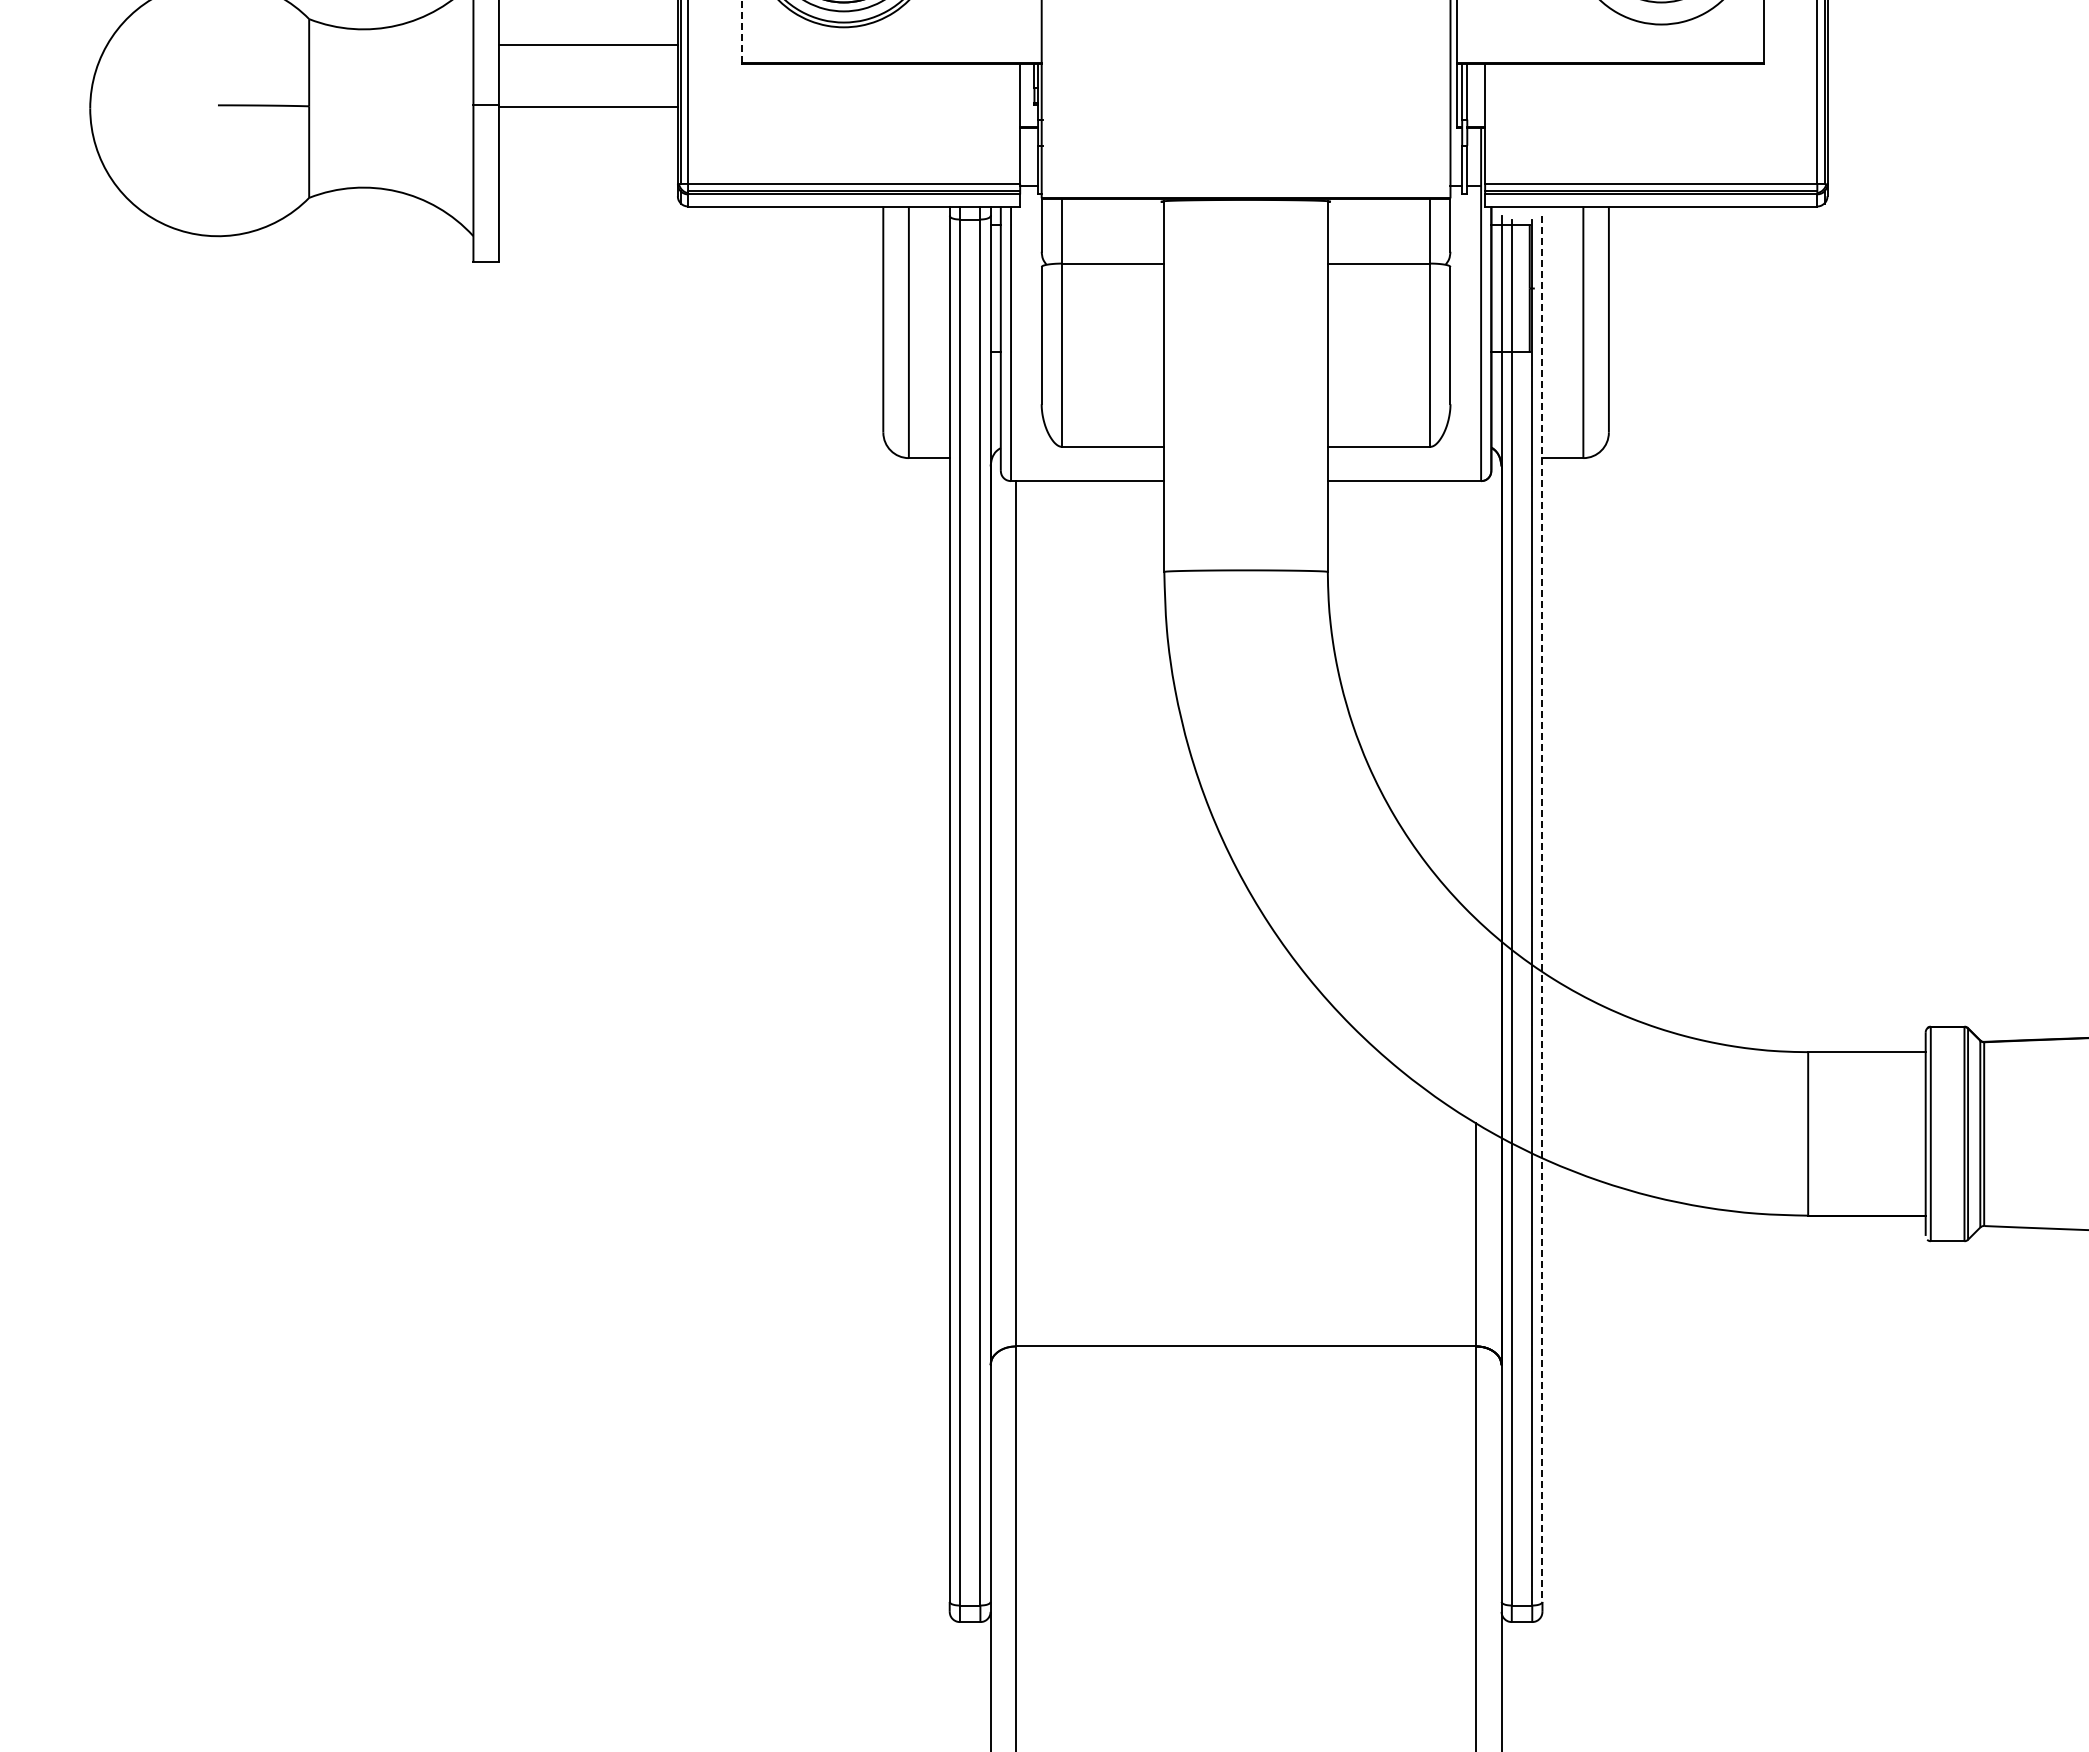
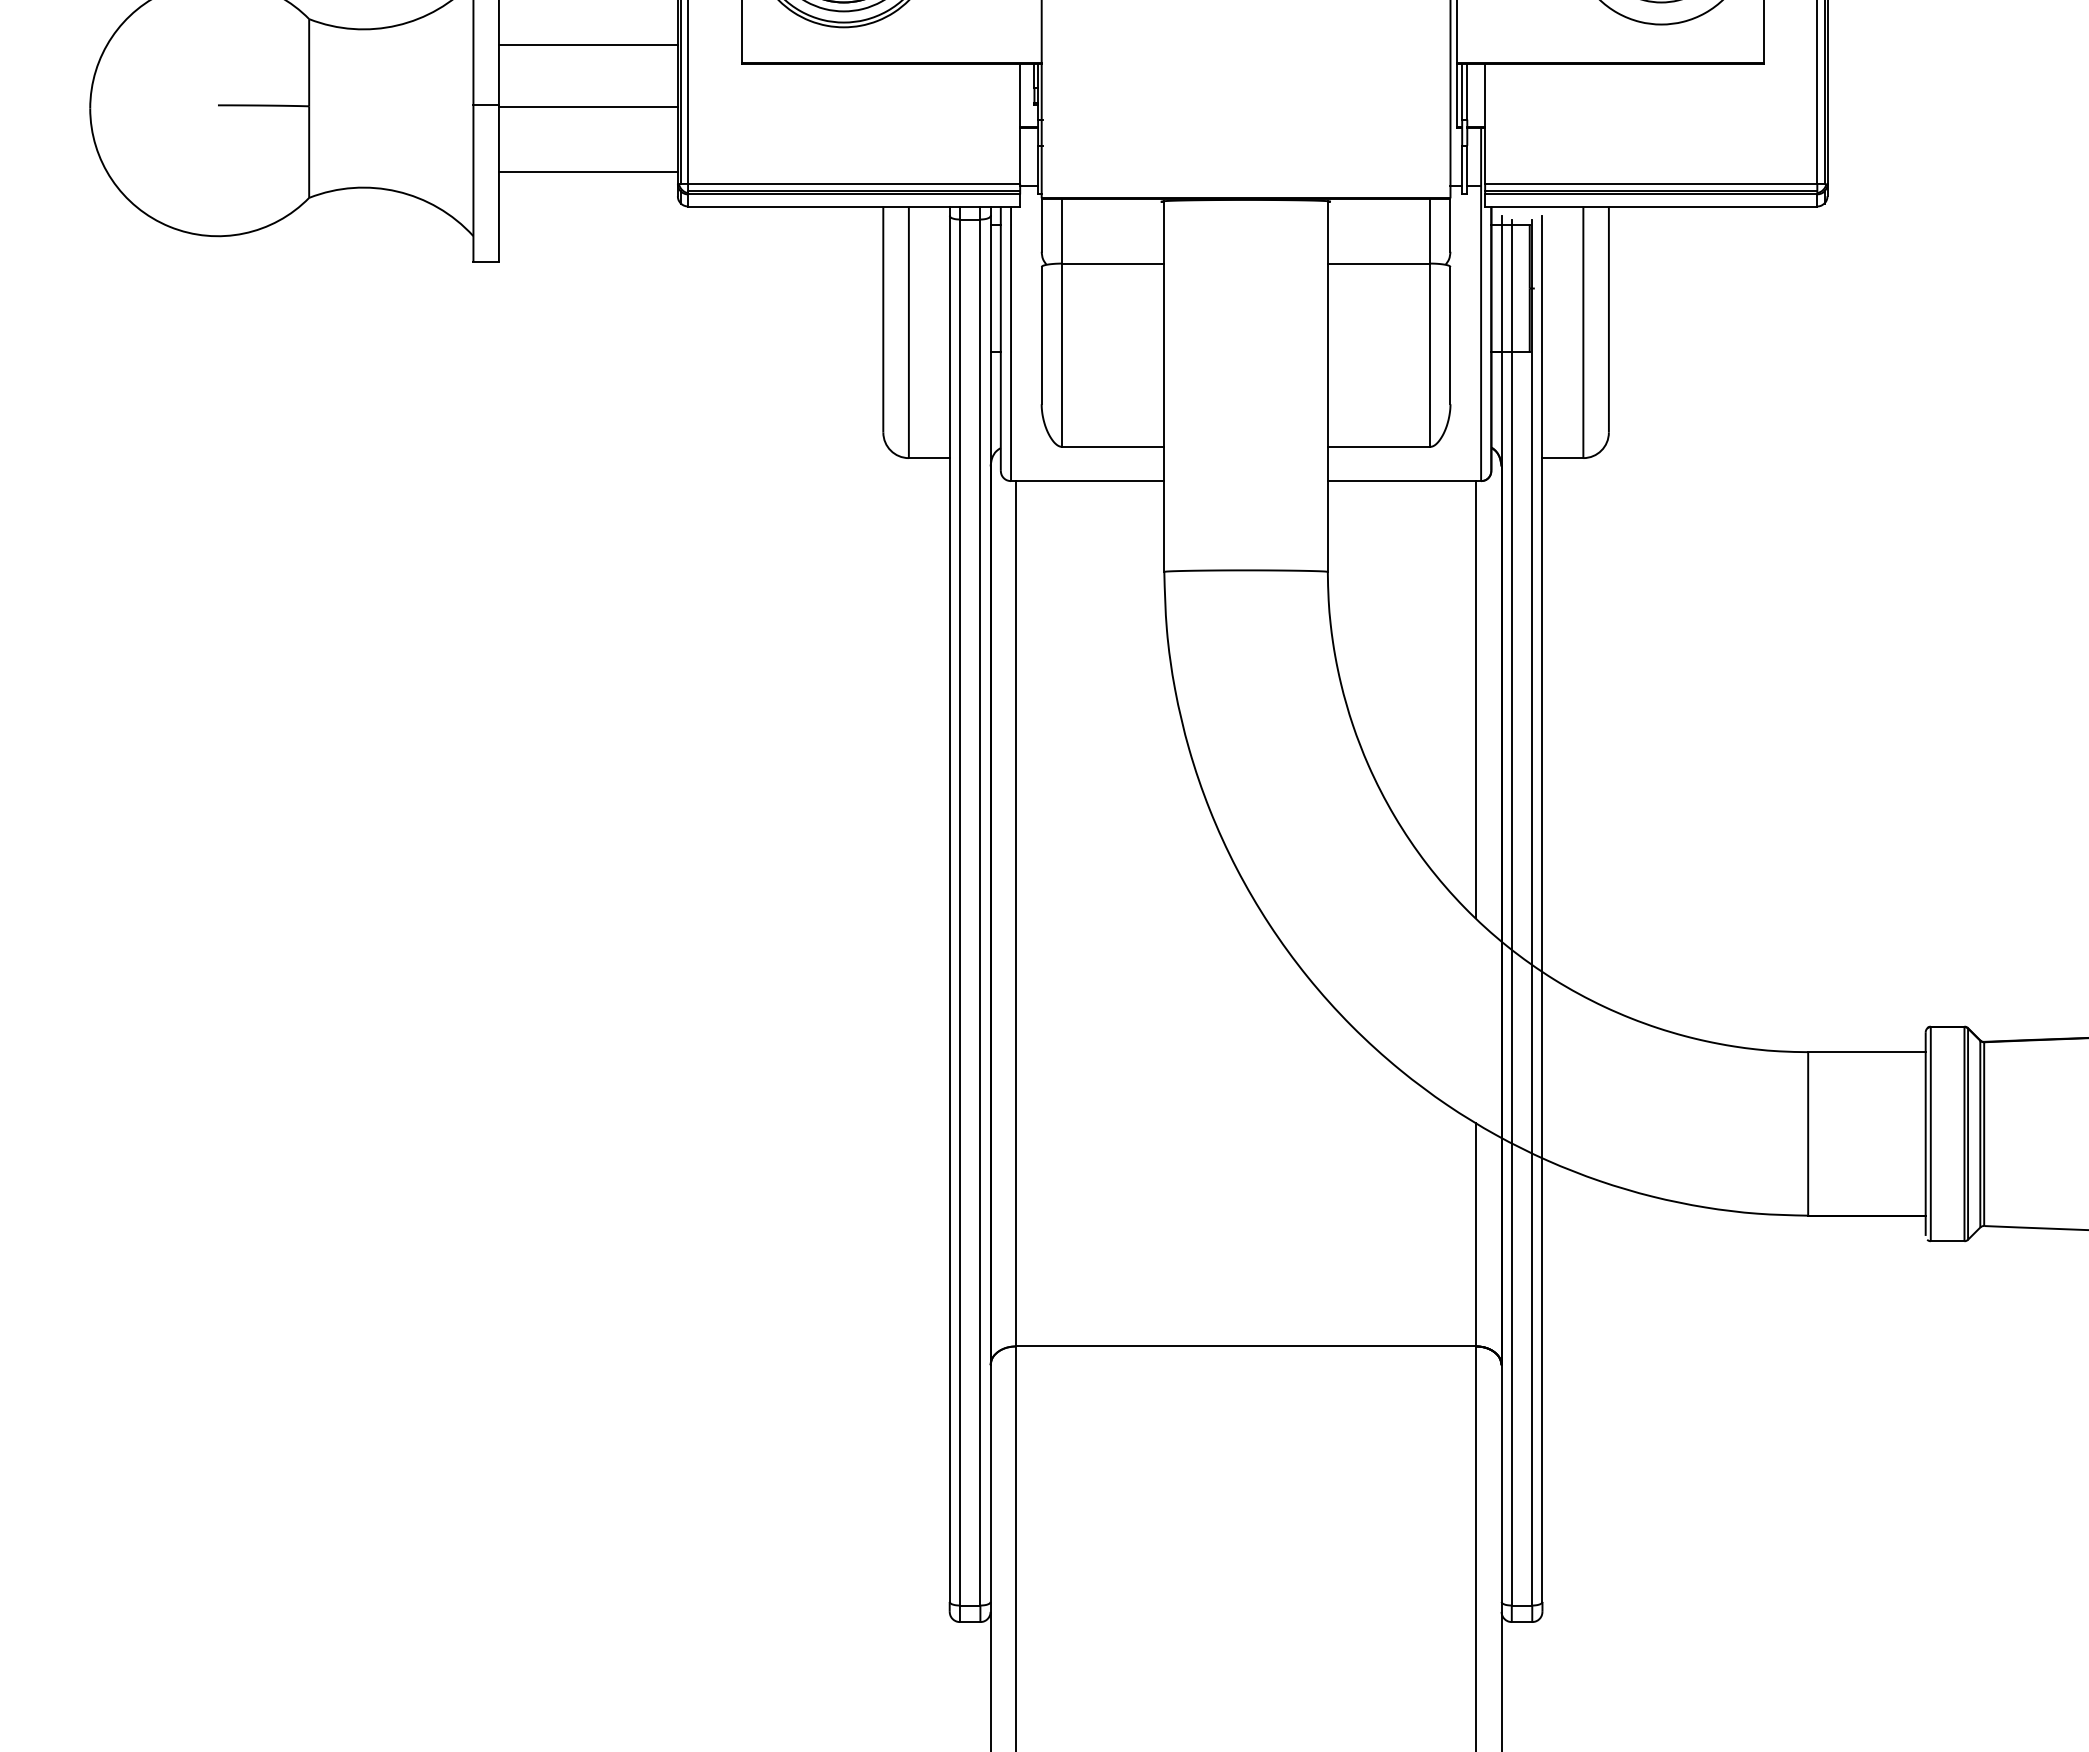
line: dashed -> solid (741, 31)
line: none -> present (587, 172)
line: none -> present (1476, 699)
line: dashed -> solid (1542, 909)
